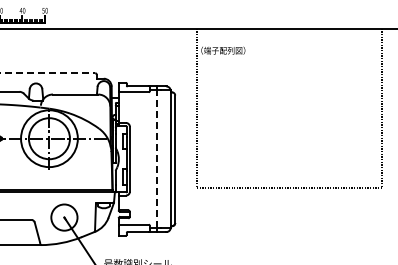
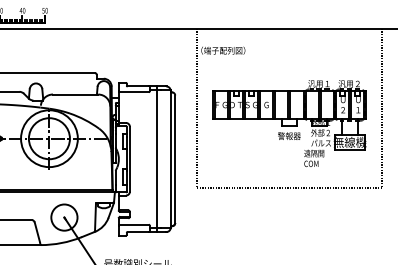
line: dashed -> solid (48, 73)
part: none -> present (289, 123)
line: dashed -> solid (157, 159)
